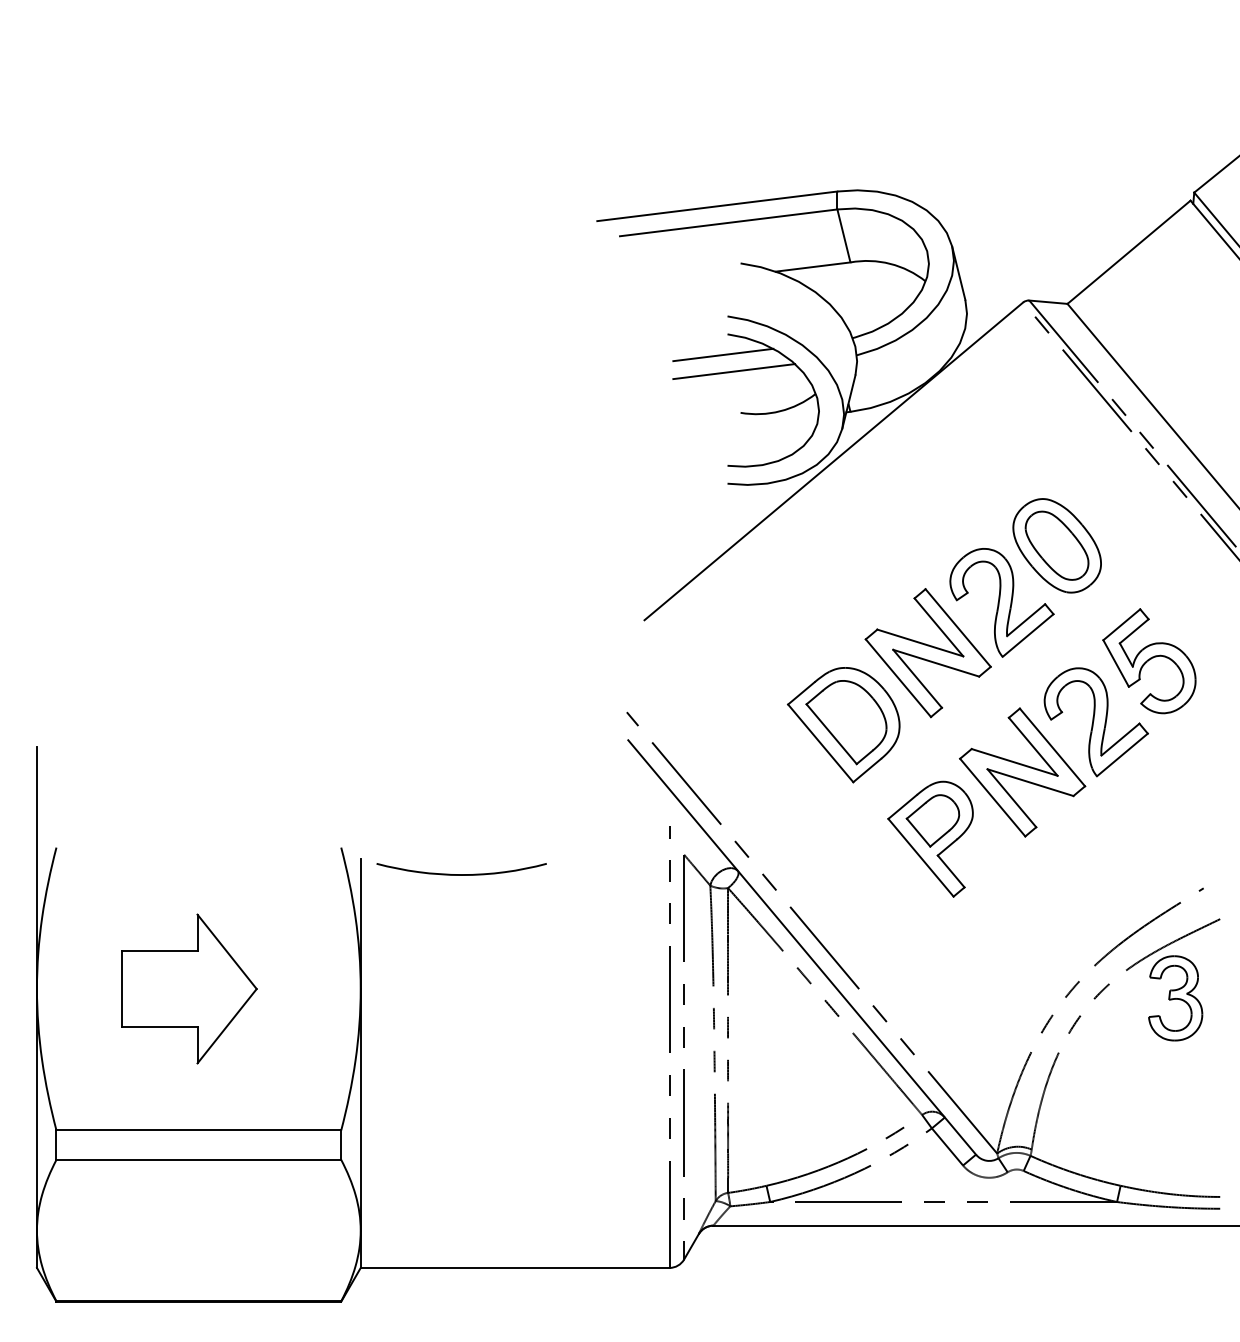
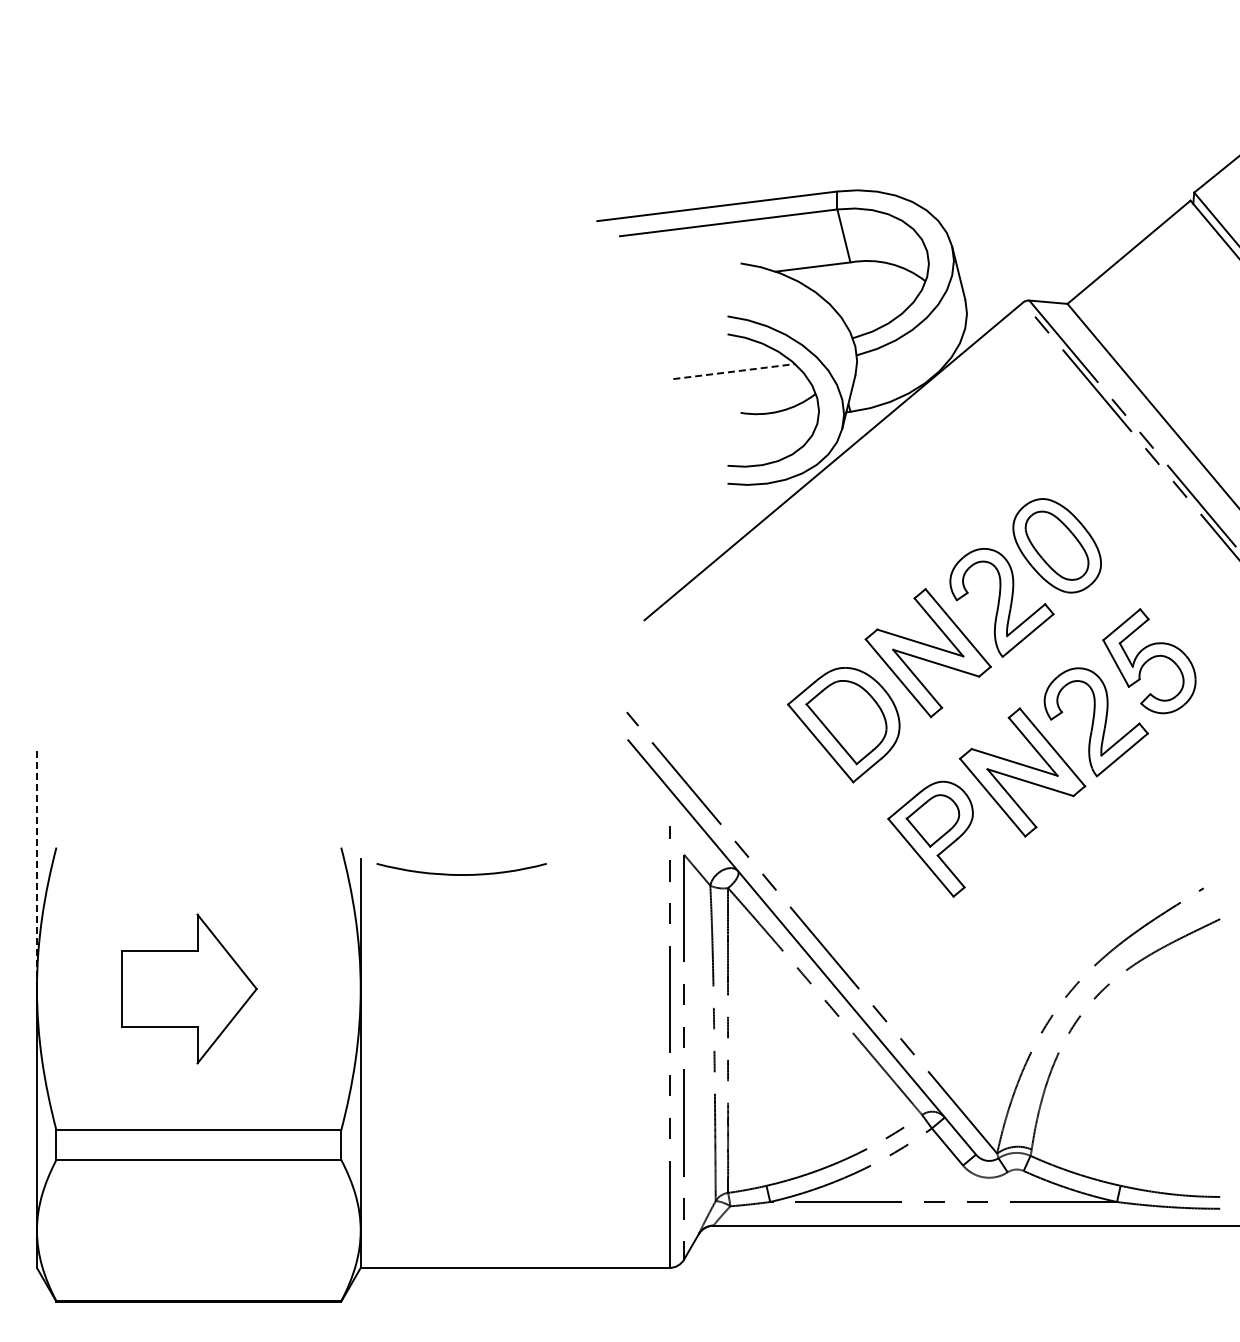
line: present -> none (723, 354)
line: solid -> dashed (734, 371)
line: solid -> dashed (36, 868)
part: present -> none (1175, 998)
